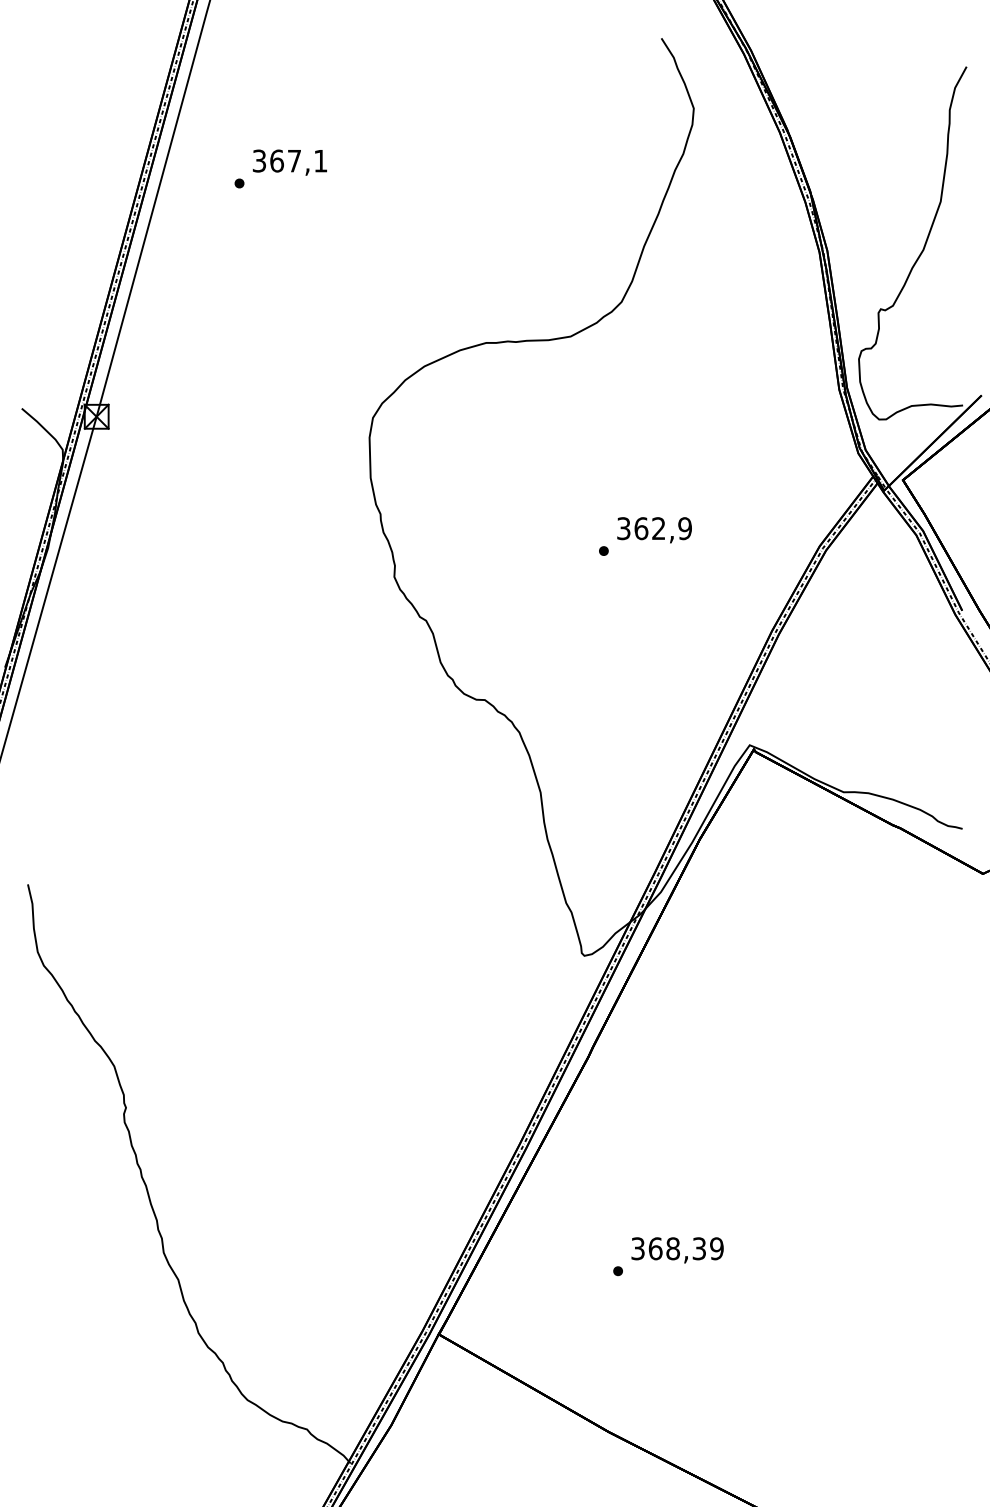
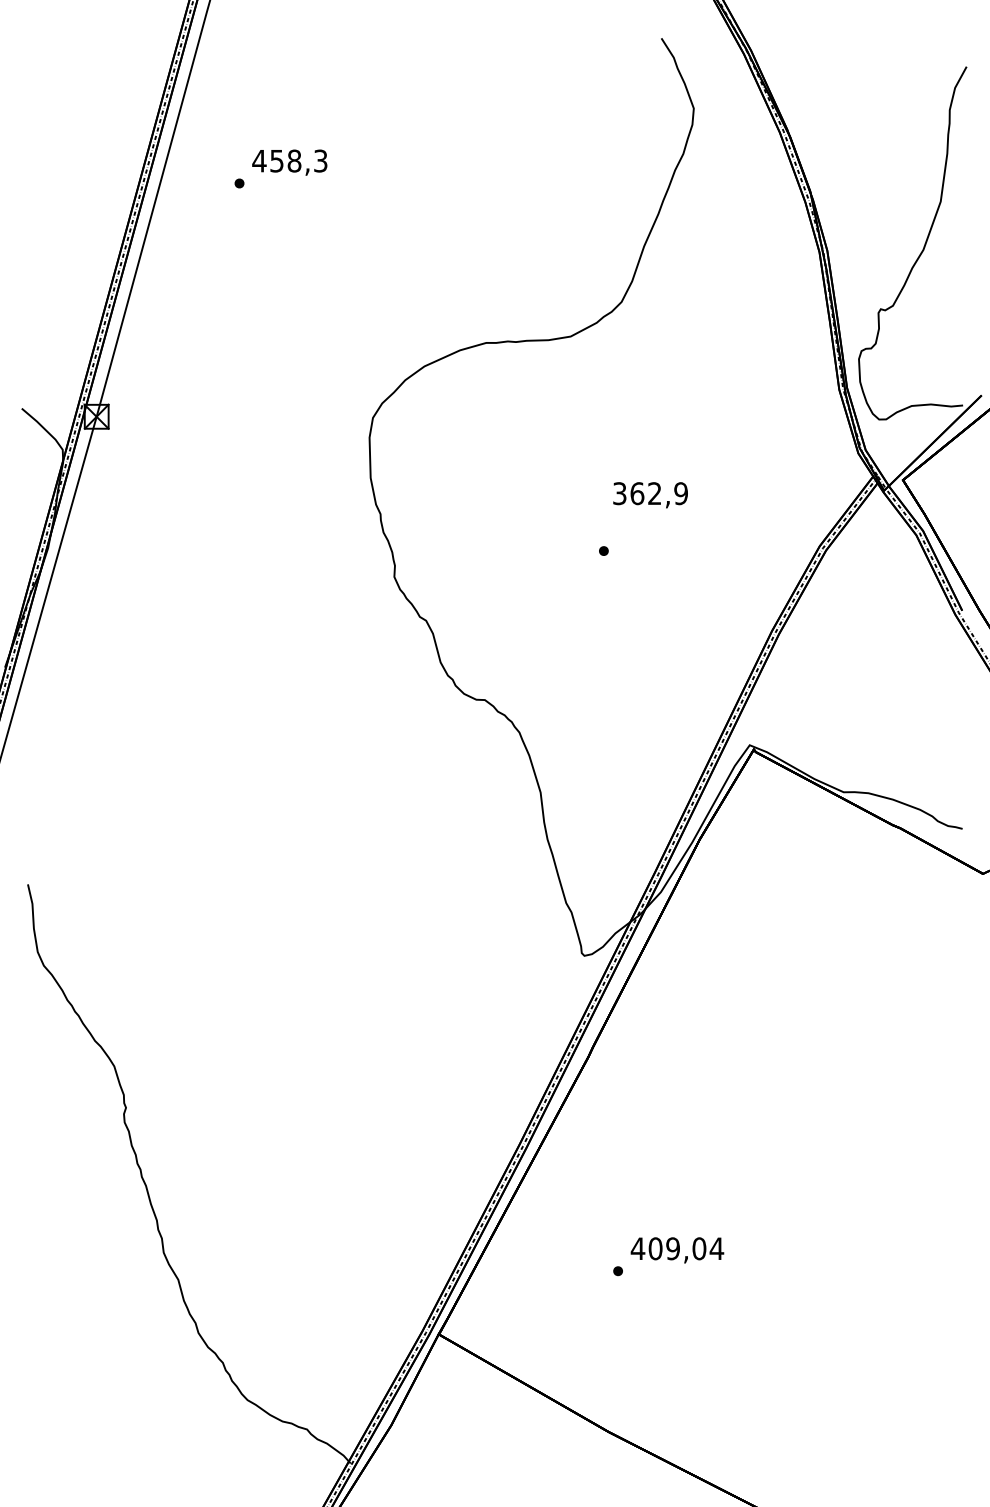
text: 367,1 -> 458,3 (289, 160)
text position: (654, 530) -> (650, 495) (650, 495)
text: 368,39 -> 409,04 (677, 1248)
